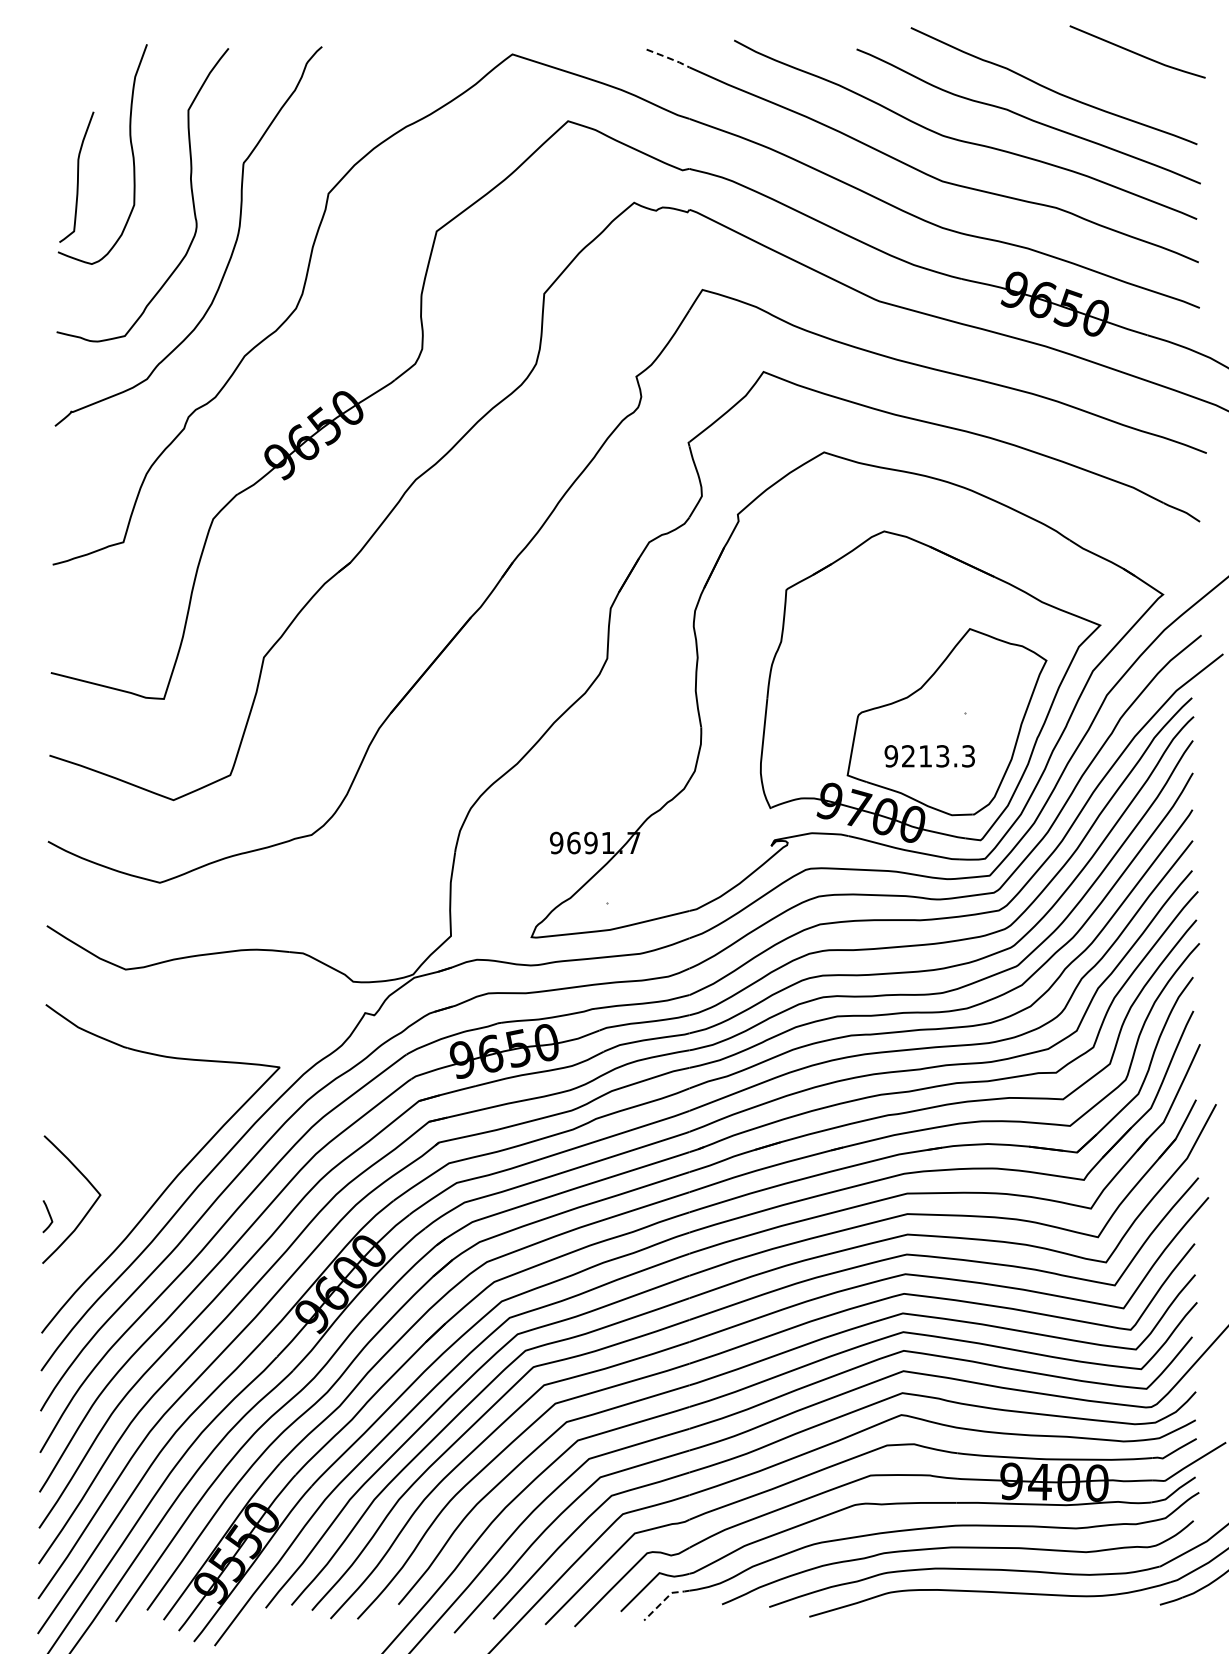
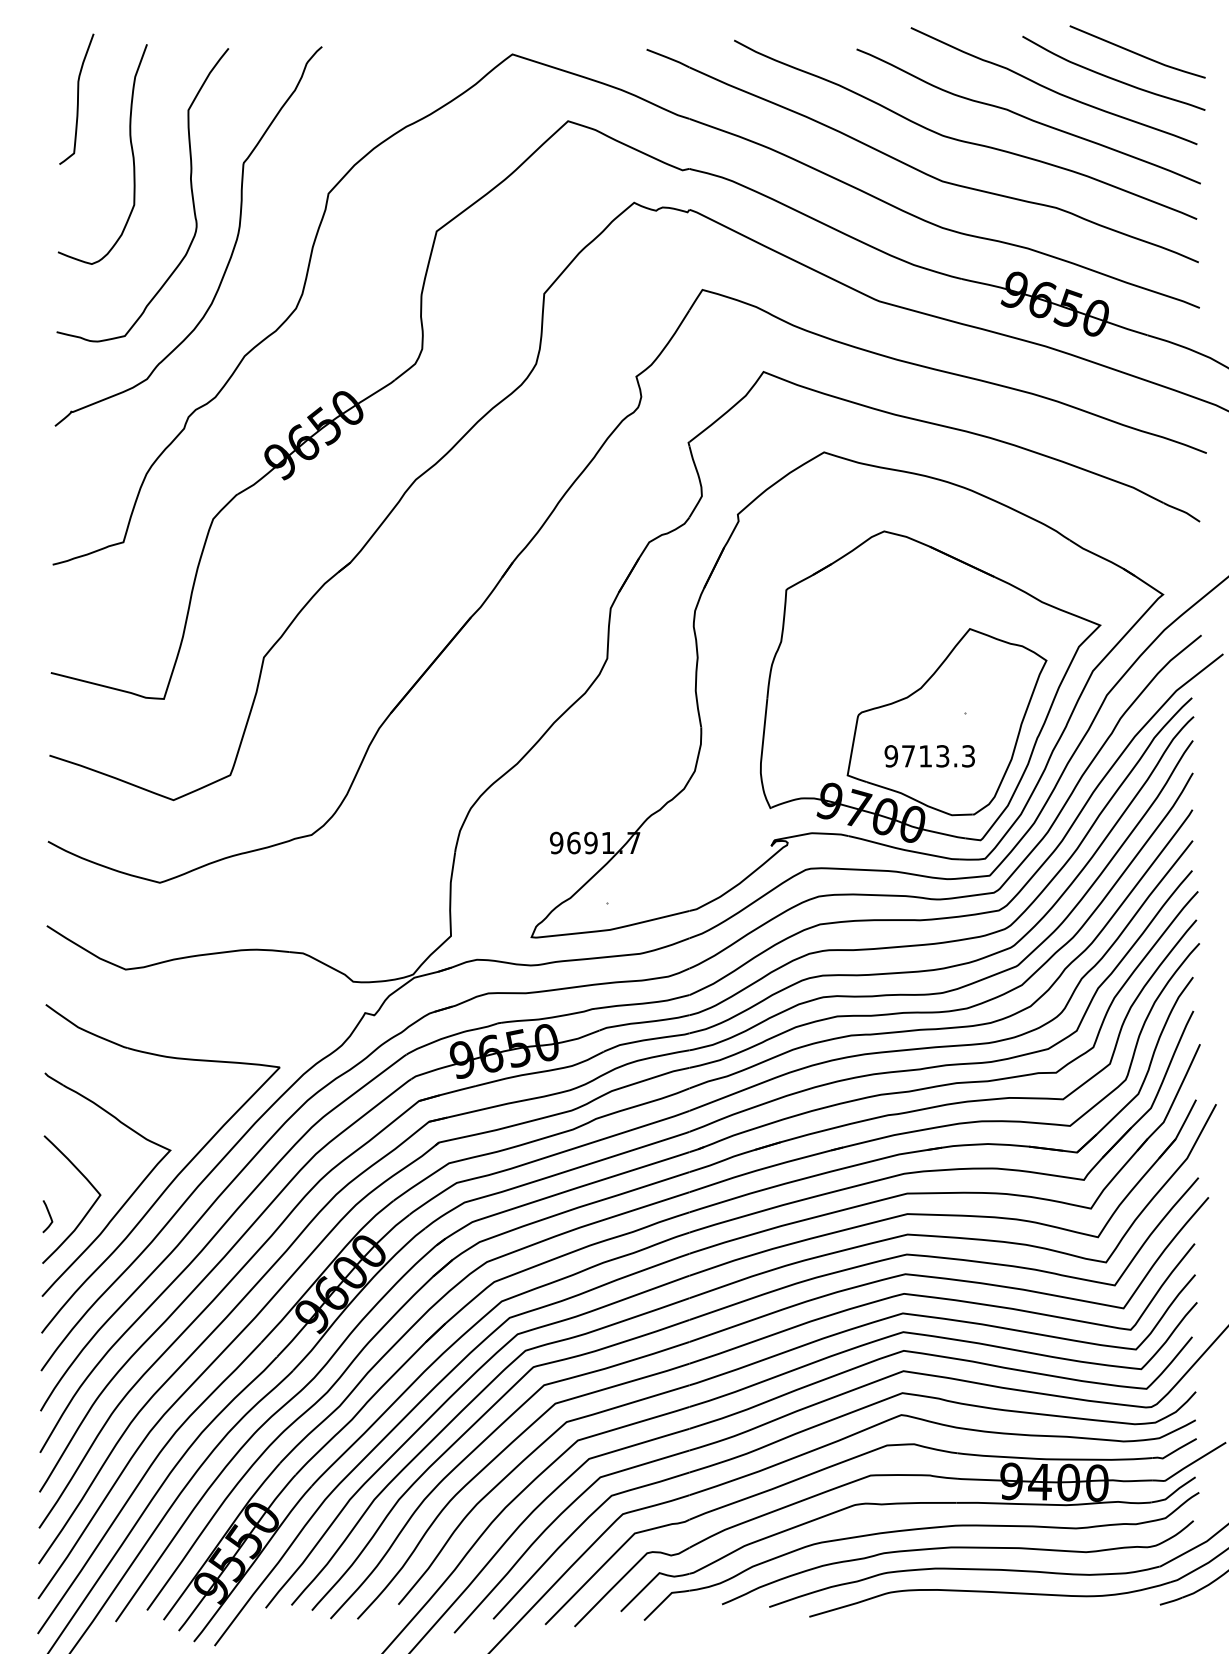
line: dashed -> solid (668, 58)
curve: none -> present (1112, 77)
curve position: (77, 176) -> (77, 98) (77, 98)
text: 9213.3 -> 9713.3 (908, 756)
part: none -> present (127, 1198)
line: dashed -> solid (664, 1599)
